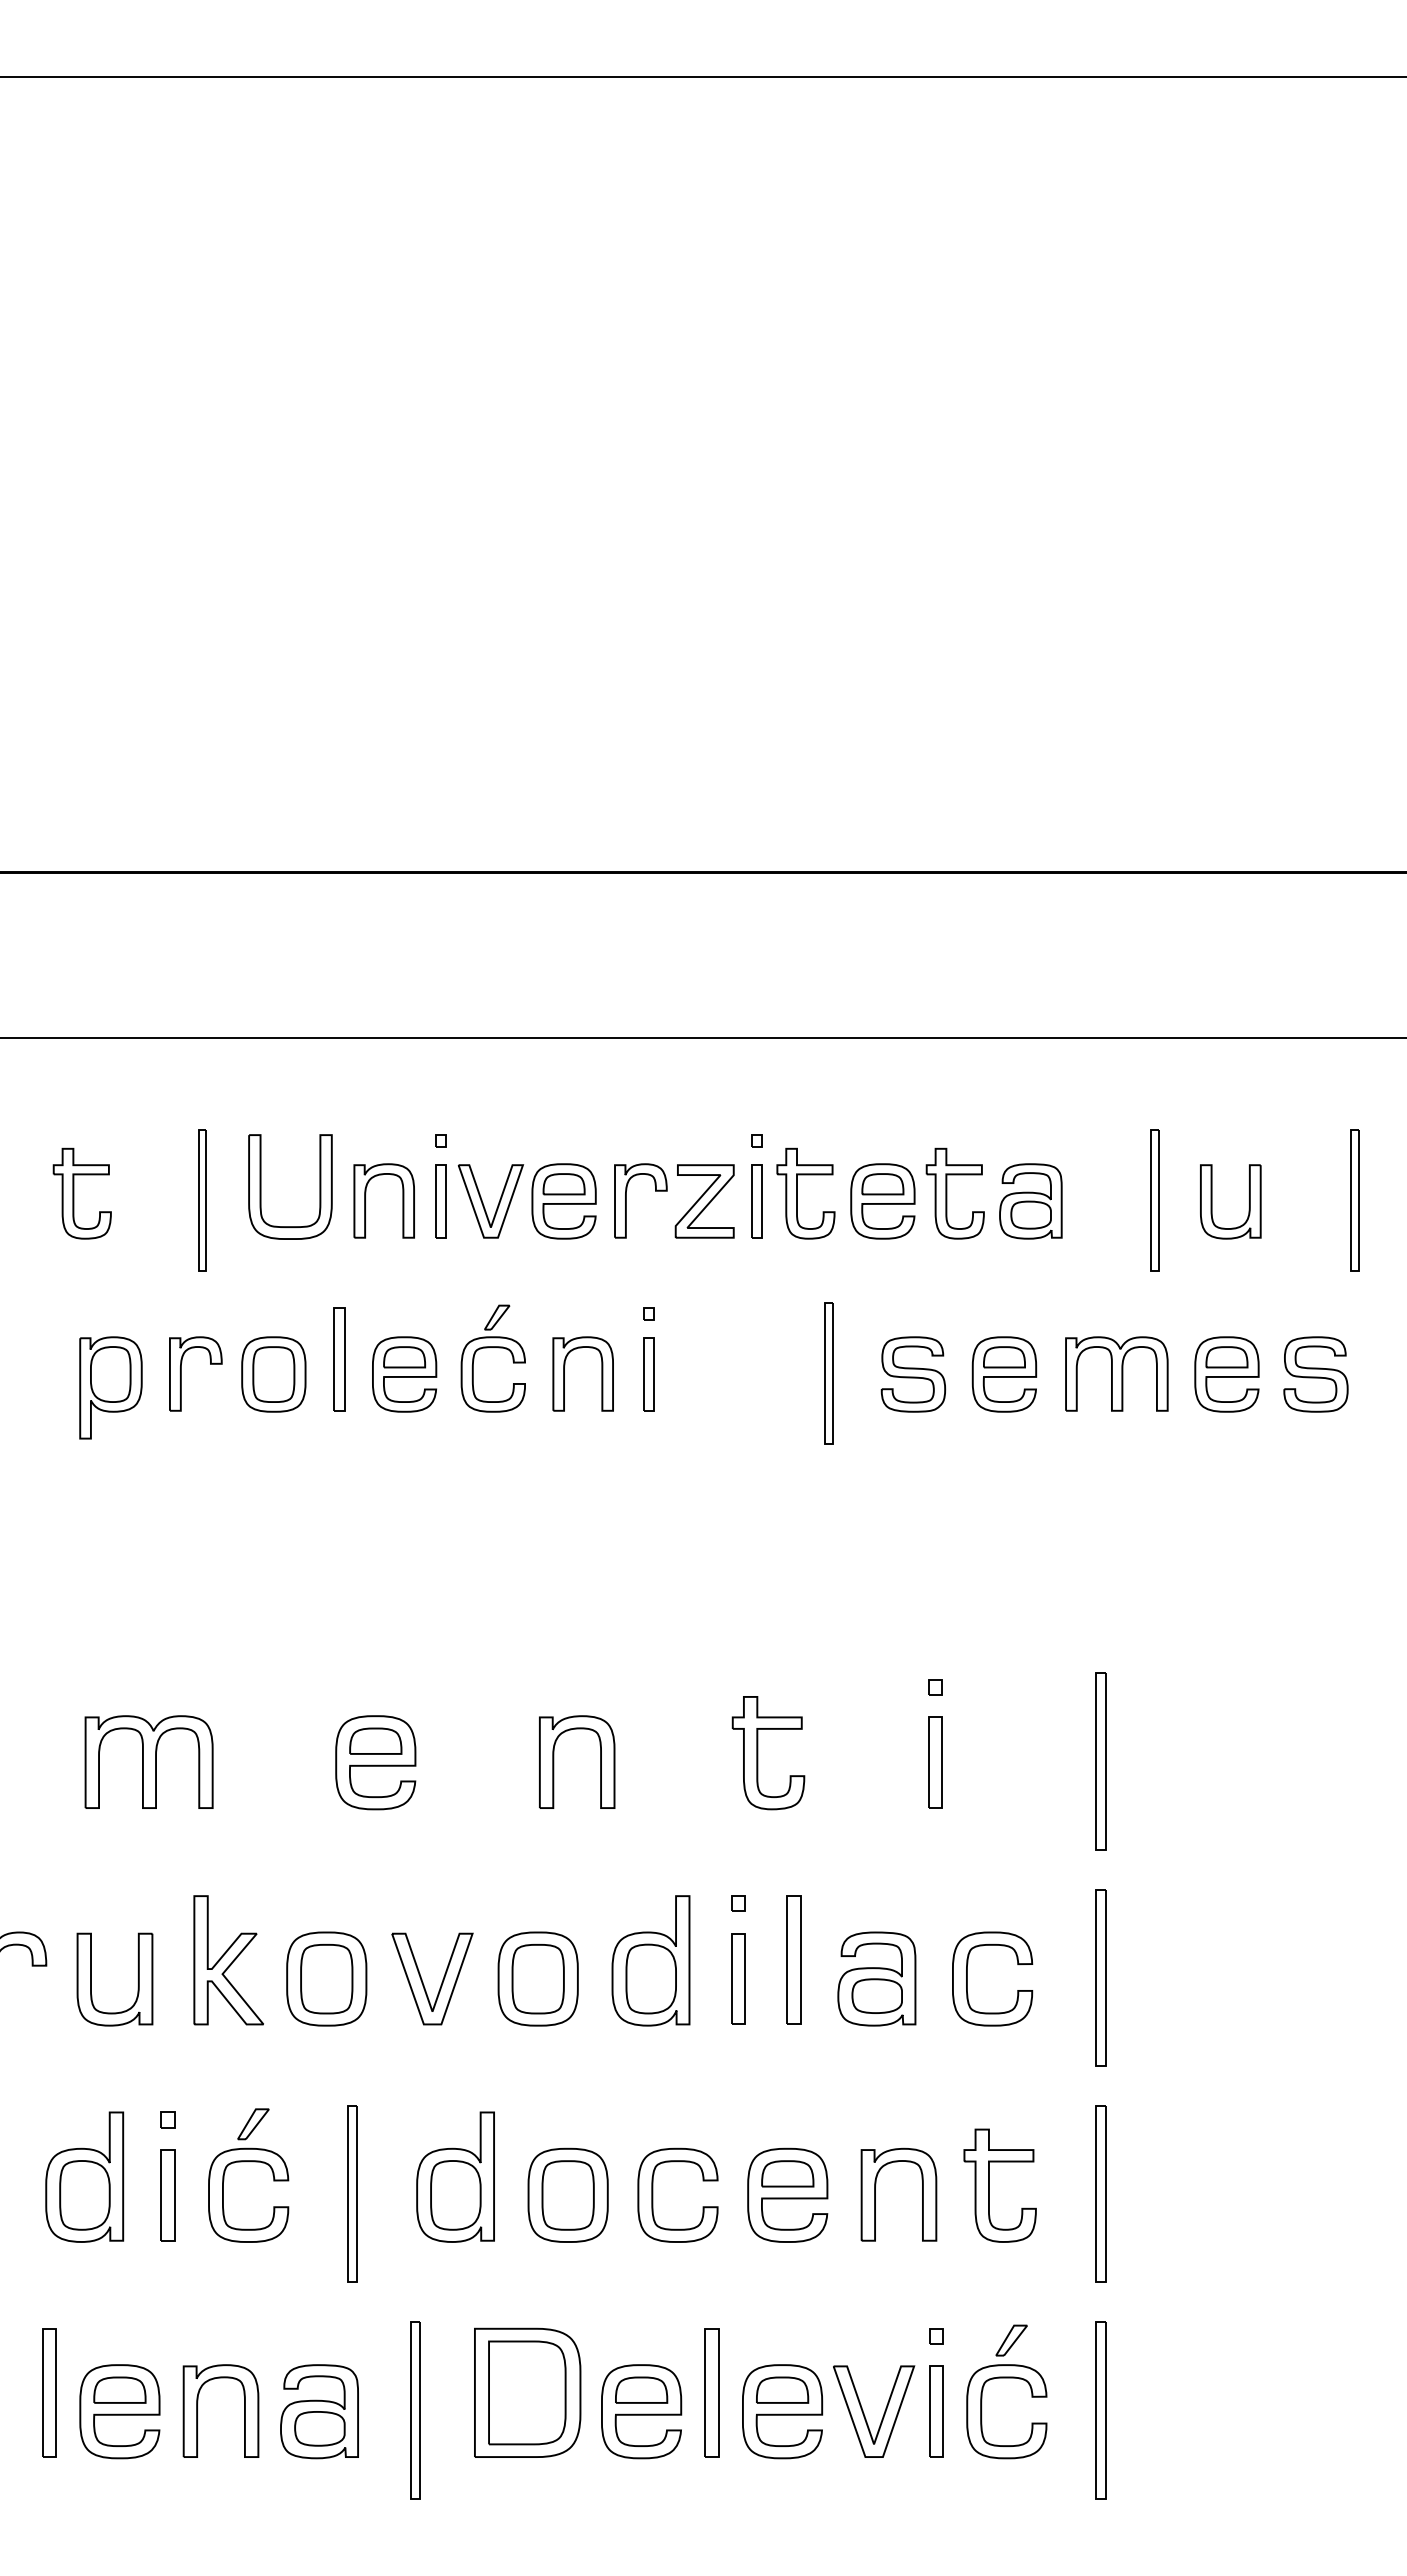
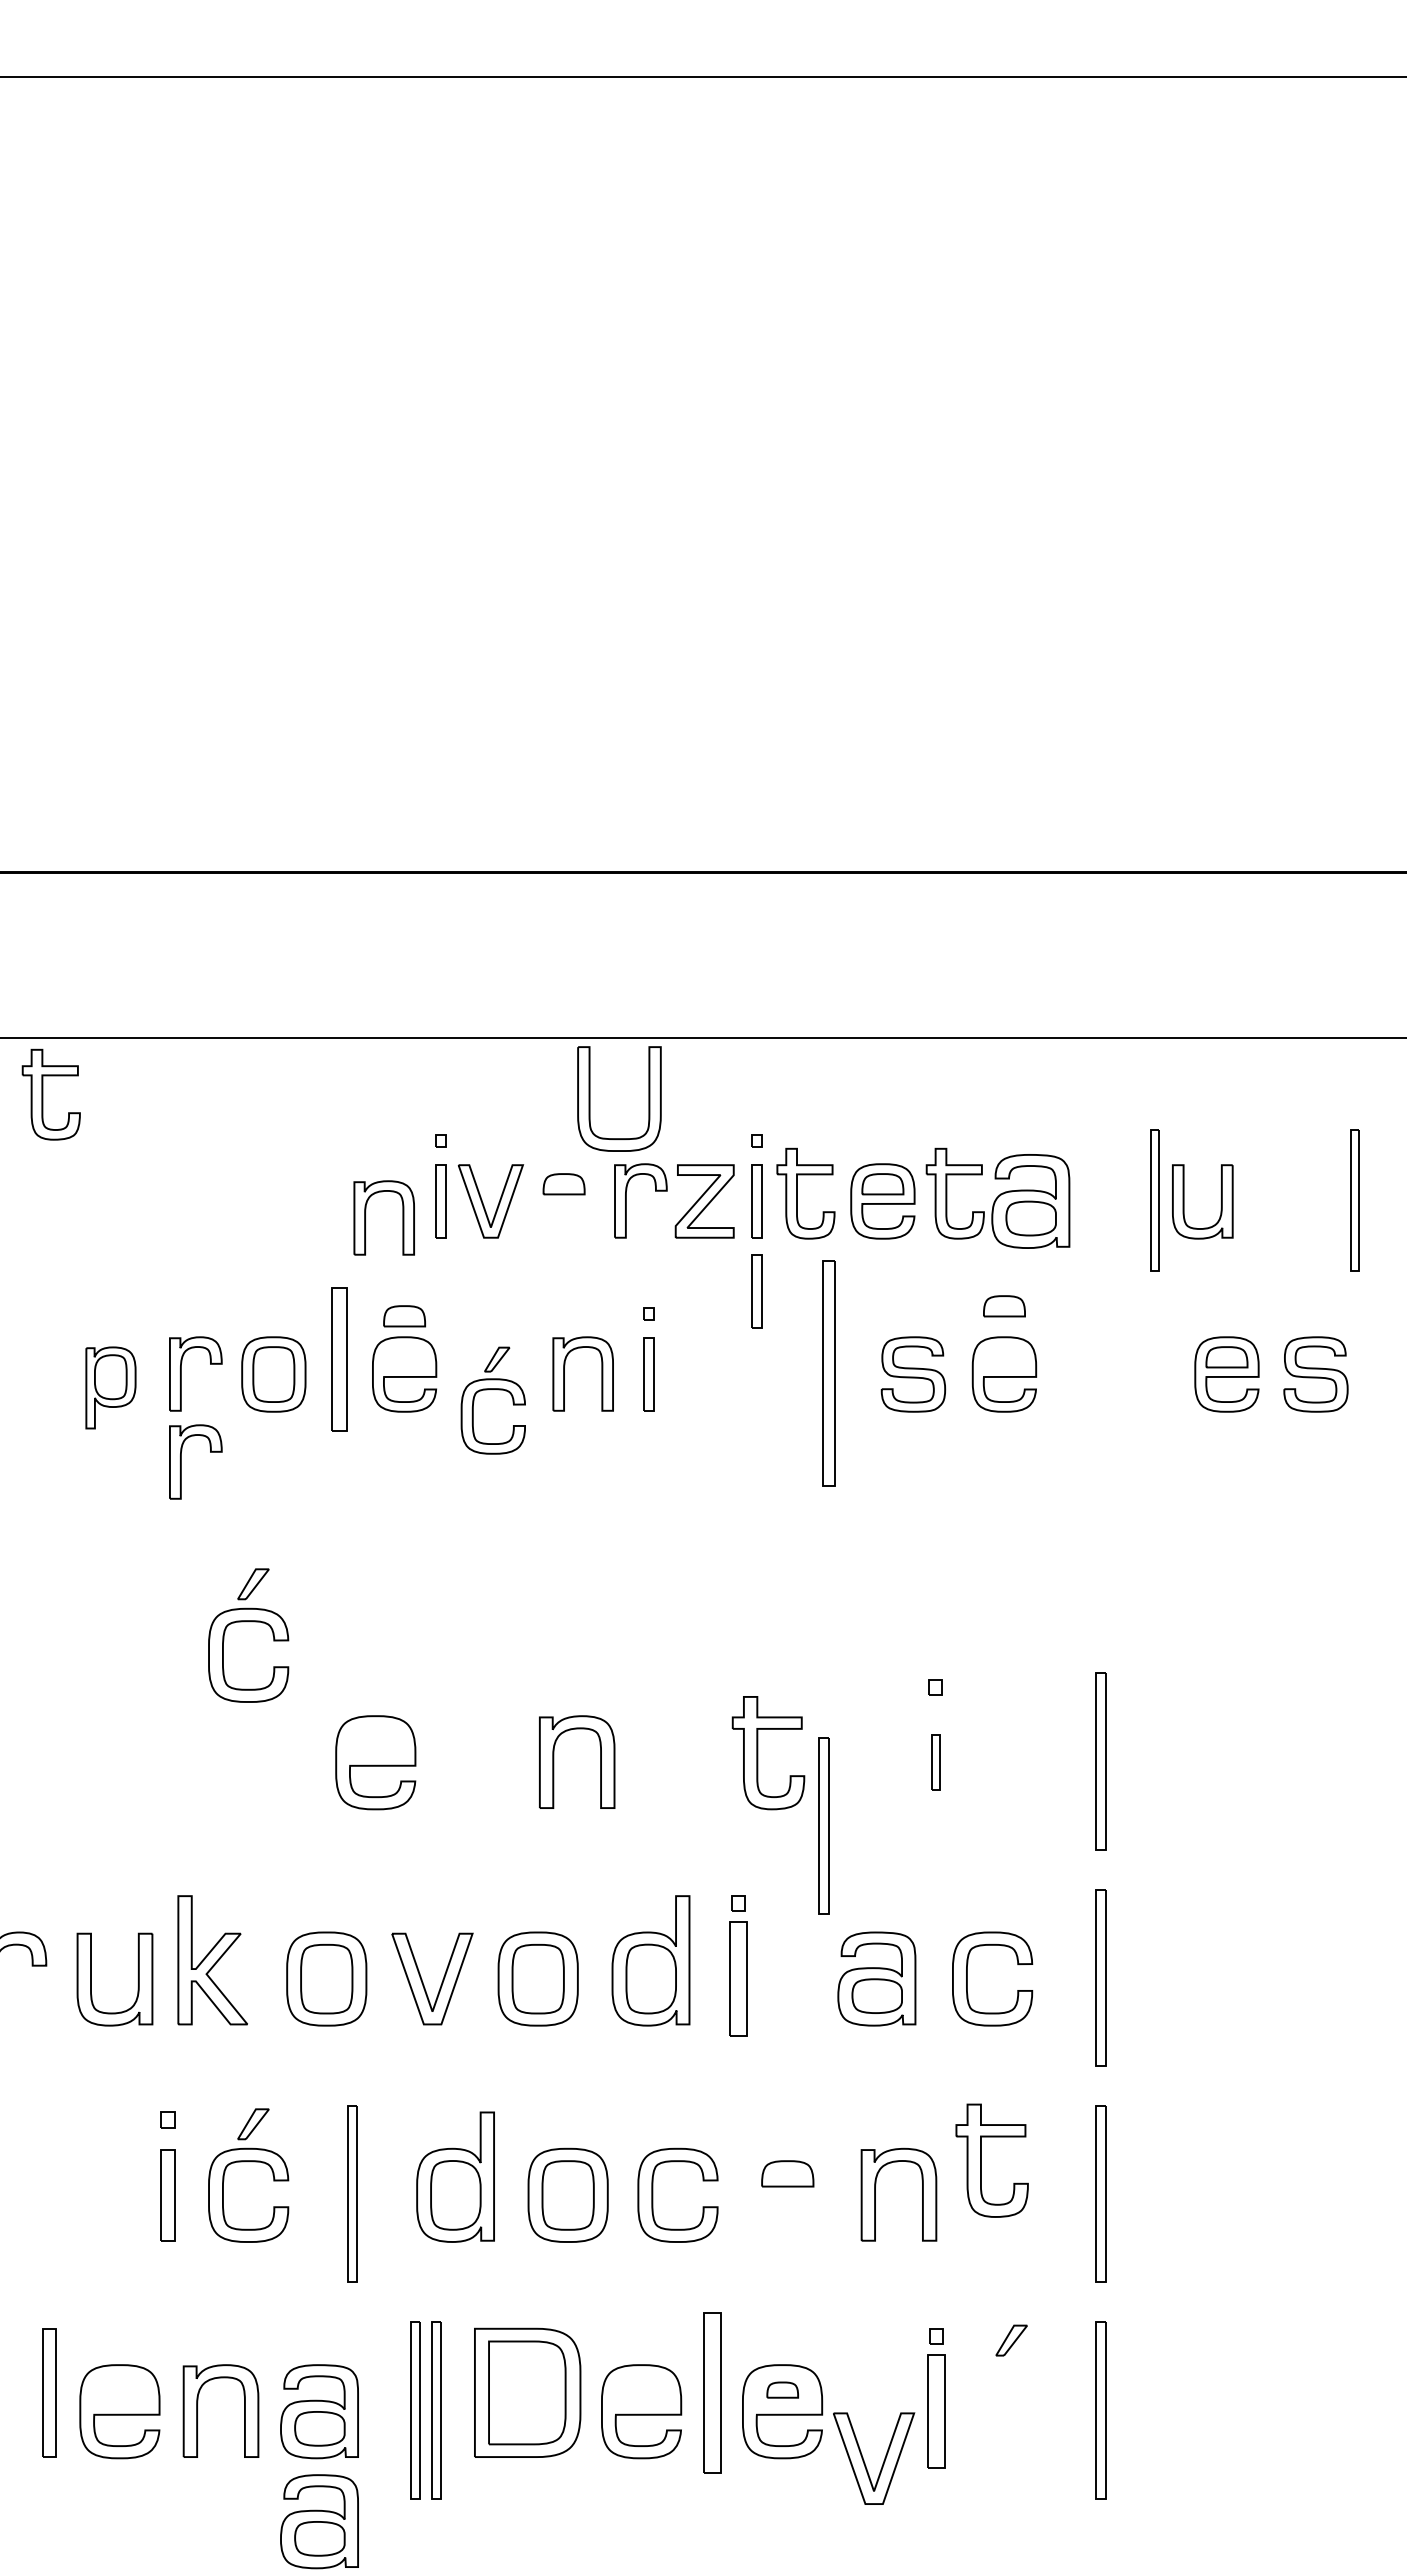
part position: (261, 1186) -> (590, 1098) (590, 1098)
part position: (74, 1193) -> (43, 1094) (43, 1094)
part: present -> none (202, 1200)
part position: (365, 1200) -> (365, 1217) (365, 1217)
part: present -> none (563, 1201)
part size: 64x77 px -> 80x95 px (1030, 1201)
part position: (1212, 1201) -> (1184, 1201) (1184, 1201)
part: none -> present (756, 1291)
part position: (488, 1348) -> (488, 1390) (488, 1390)
part position: (404, 1357) -> (404, 1316) (404, 1316)
part position: (1004, 1357) -> (1004, 1306) (1004, 1306)
part size: 13x105 px -> 17x145 px (339, 1359)
part size: 10x143 px -> 14x227 px (828, 1373)
part: present -> none (1116, 1373)
part size: 64x104 px -> 52x84 px (110, 1387)
part: none -> present (181, 1461)
part: none -> present (248, 1622)
part: present -> none (375, 1740)
part: present -> none (148, 1761)
part size: 15x93 px -> 10x57 px (935, 1762)
part: none -> present (823, 1825)
part: present -> none (793, 1959)
part position: (228, 1960) -> (212, 1960) (212, 1960)
part size: 15x92 px -> 19x116 px (738, 1978)
part: present -> none (84, 2176)
part position: (989, 2185) -> (981, 2160) (981, 2160)
part: present -> none (787, 2194)
part: present -> none (119, 2389)
part: present -> none (641, 2389)
part size: 54x28 px -> 33x18 px (782, 2389)
part size: 16x130 px -> 19x162 px (712, 2392)
part: none -> present (436, 2410)
part size: 15x93 px -> 19x115 px (936, 2411)
part: present -> none (982, 2411)
part position: (883, 2413) -> (883, 2460) (883, 2460)
part: none -> present (319, 2521)
